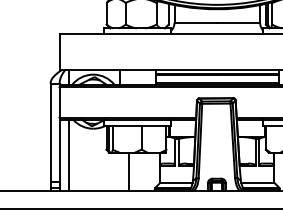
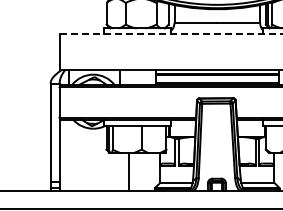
line: solid -> dashed (171, 34)
line: present -> none (68, 154)
